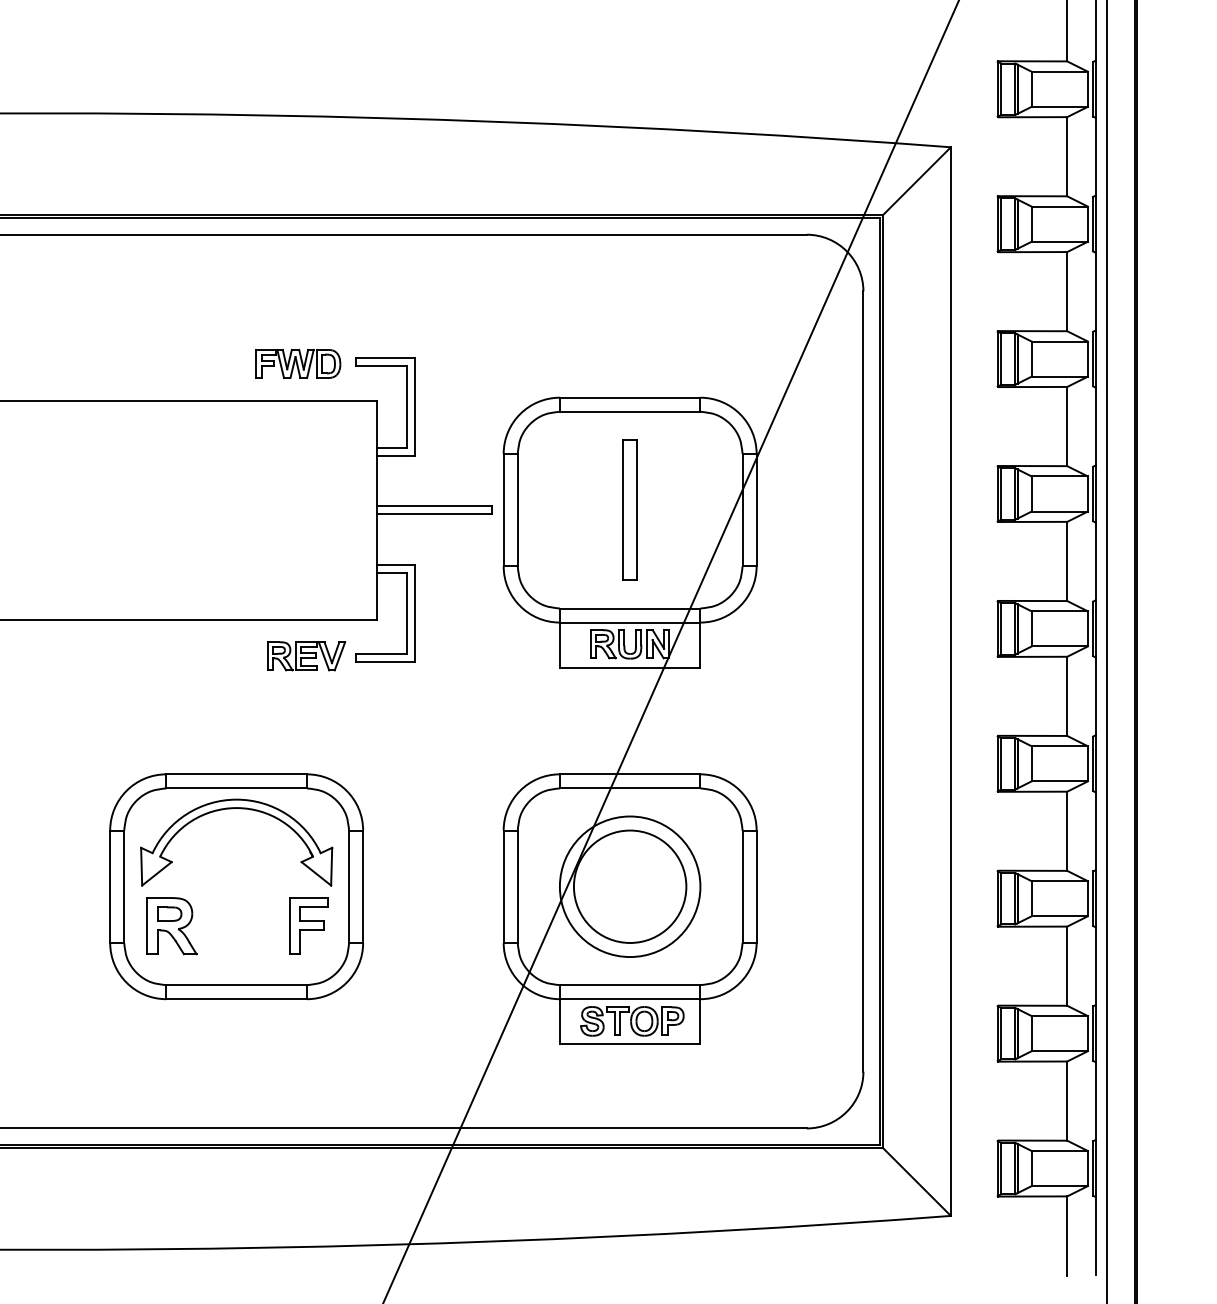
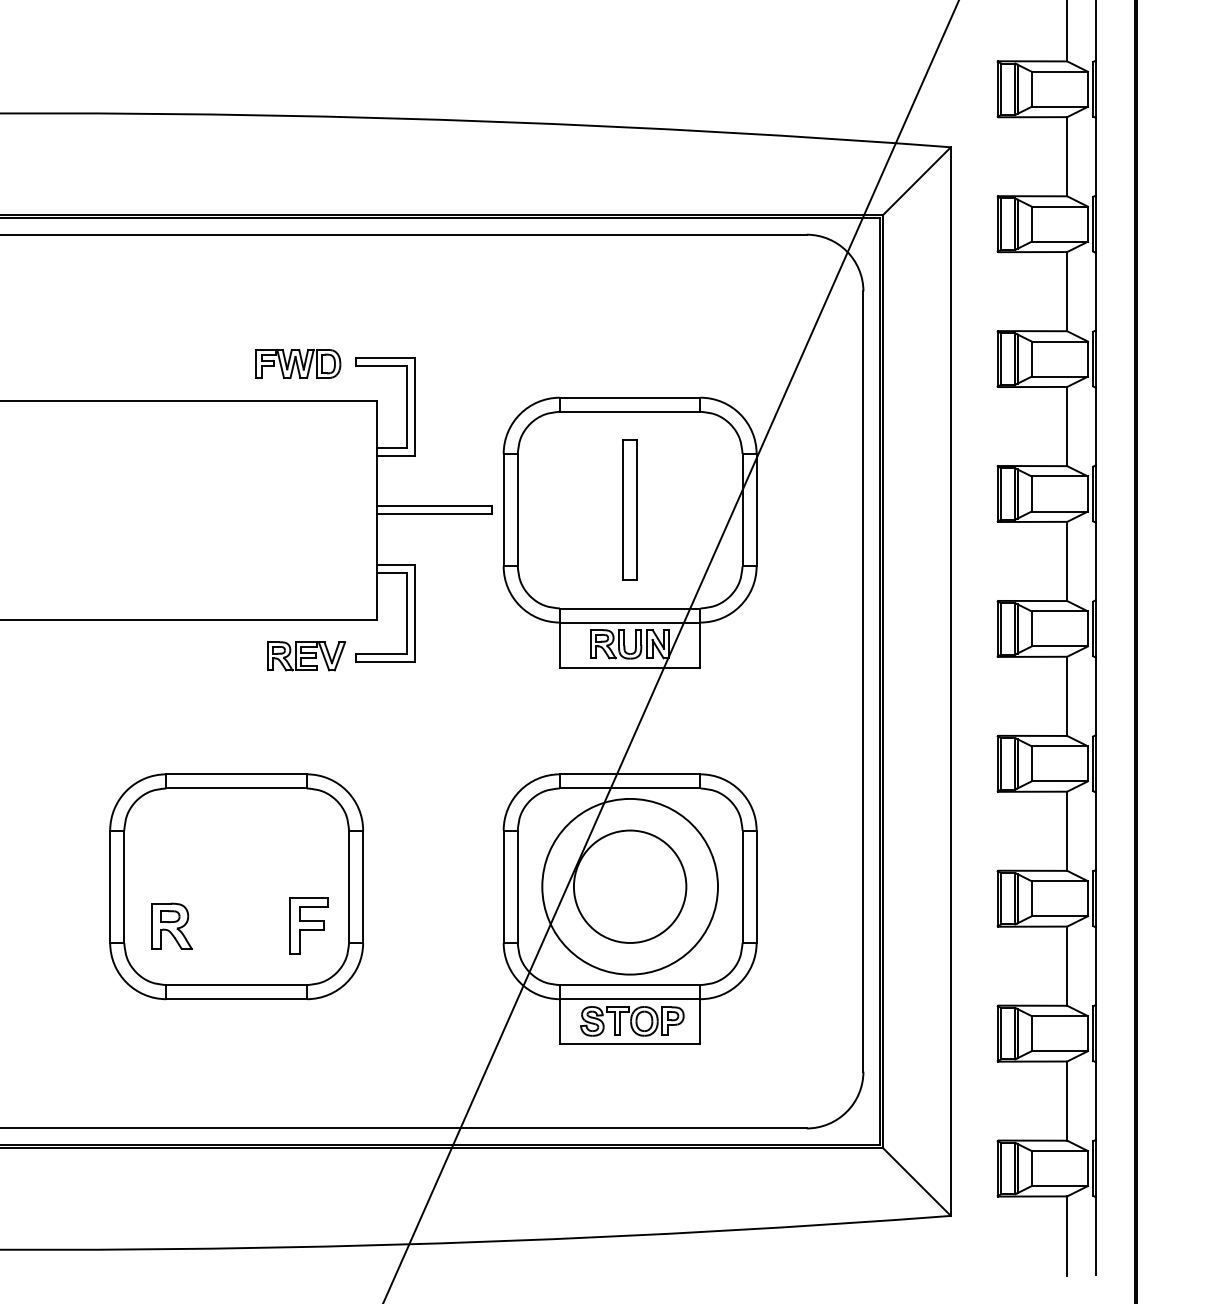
line: present -> none (1106, 651)
part: present -> none (232, 809)
circle diameter: 141 px -> 176 px (629, 886)
part size: 52x59 px -> 42x48 px (171, 925)
